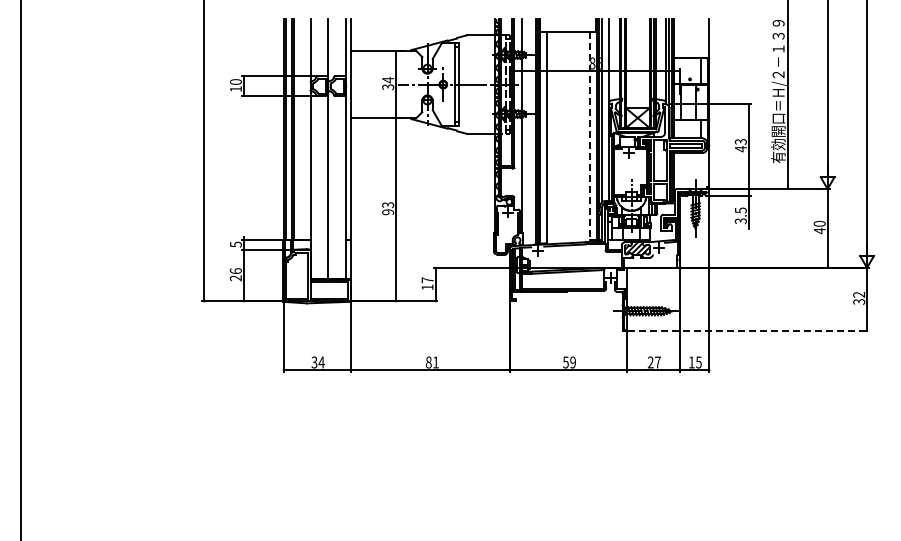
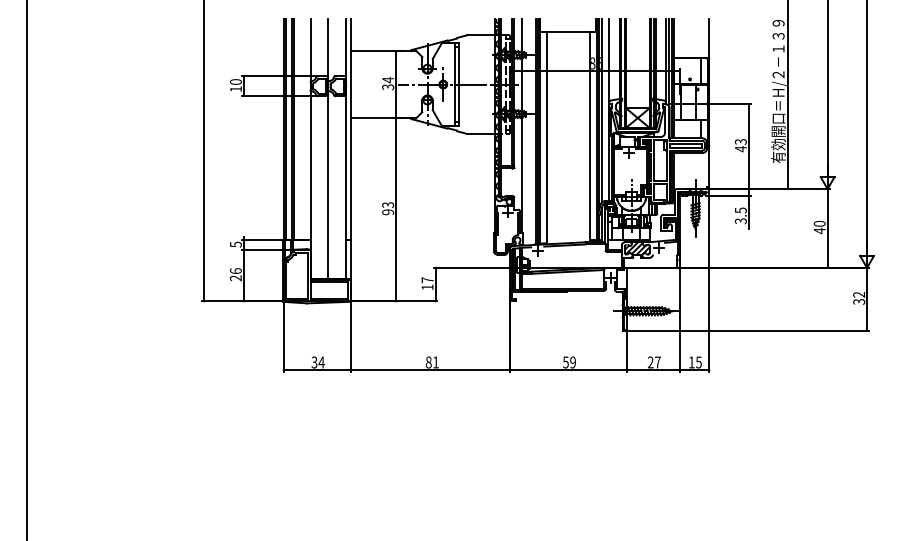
line: dashed -> solid (589, 136)
line position: (21, 269) -> (27, 269) (27, 269)
line: dashed -> solid (748, 330)
